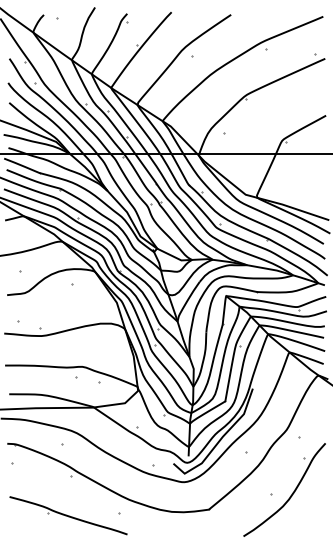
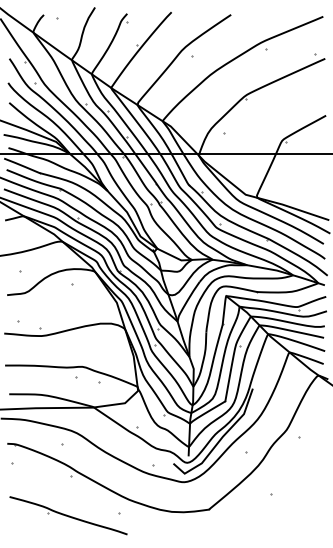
part: present -> none (290, 495)
